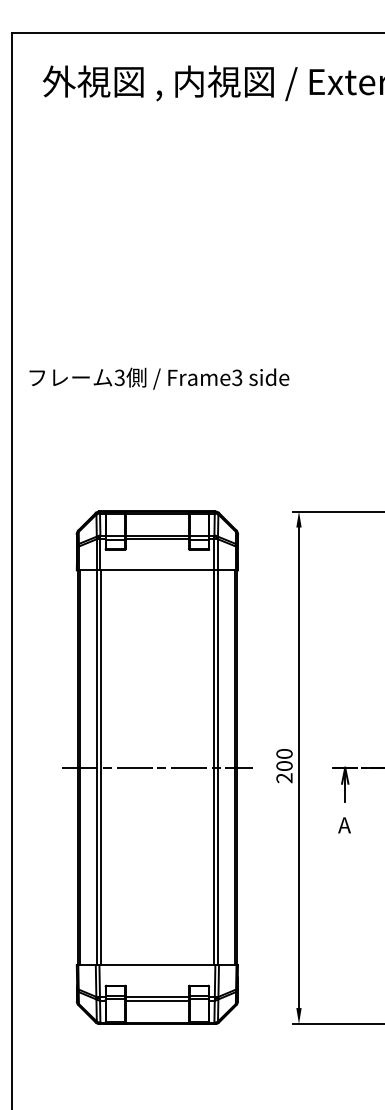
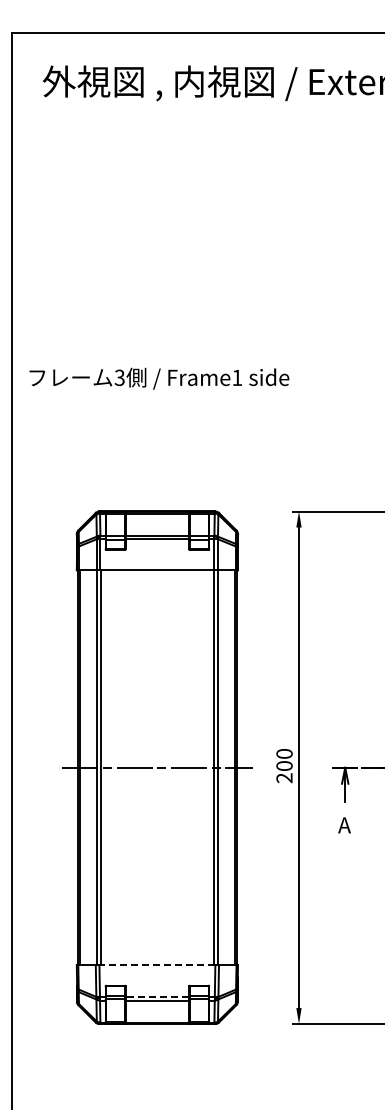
text: Frame3 -> Frame1 (237, 377)
line: solid -> dashed (157, 965)
line: solid -> dashed (156, 996)
